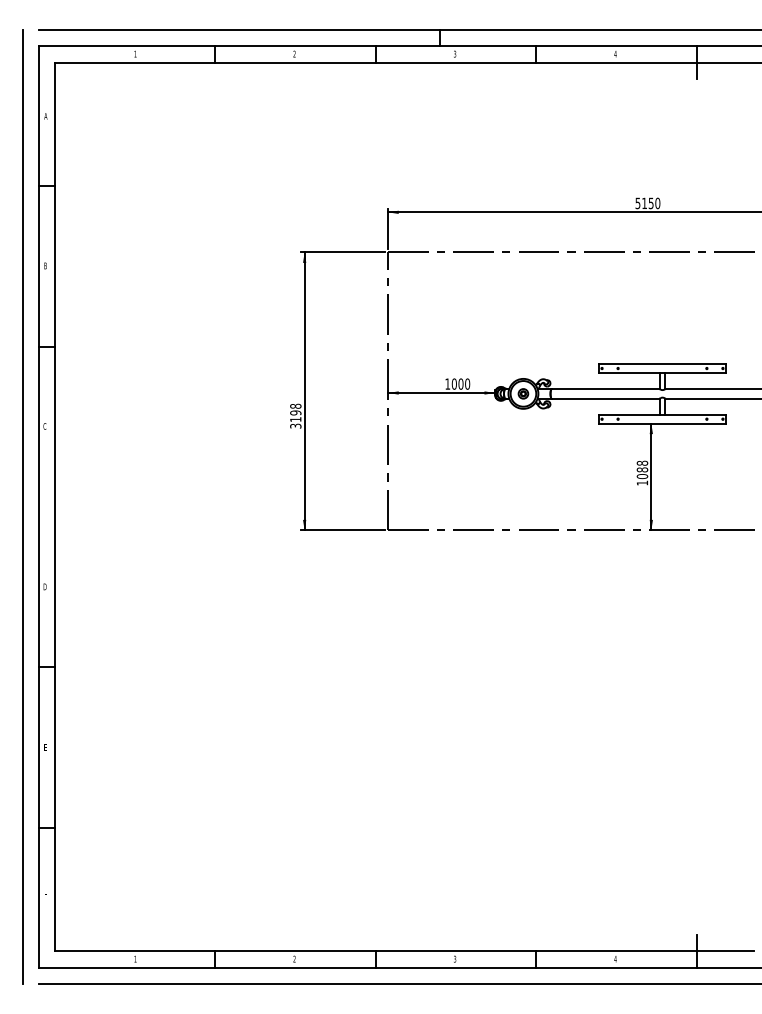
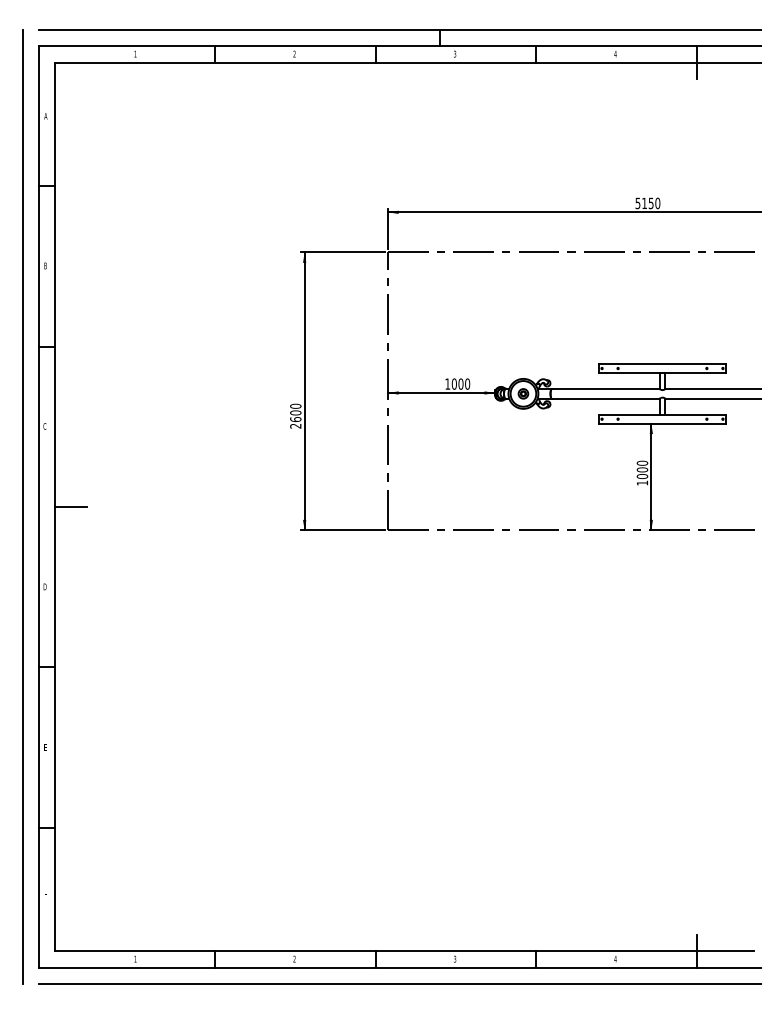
text: 3198 -> 2600 (295, 415)
text: 1088 -> 1000 (642, 466)
line: none -> present (70, 507)
